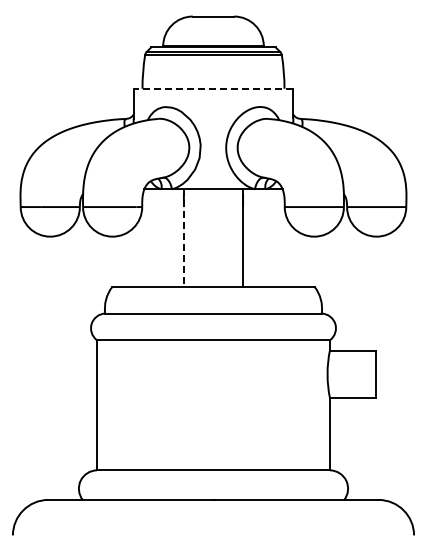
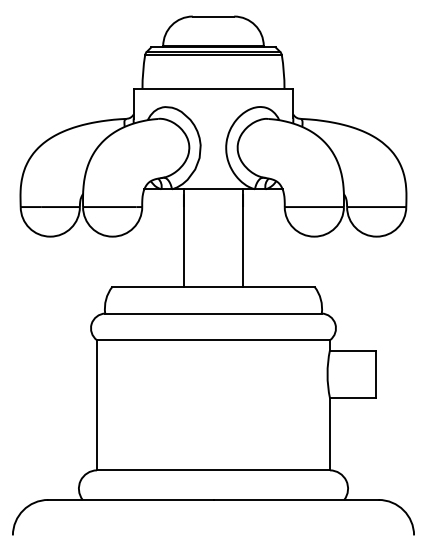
line: dashed -> solid (213, 88)
line: dashed -> solid (183, 238)
